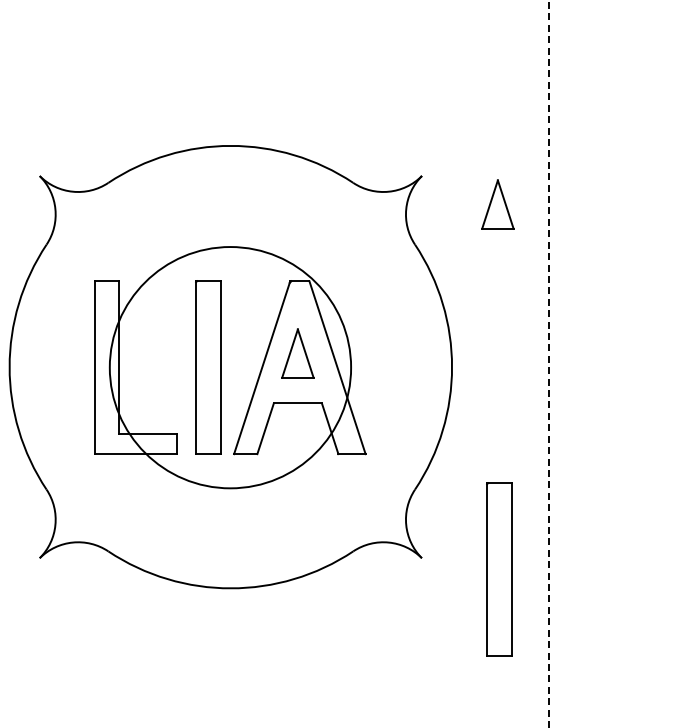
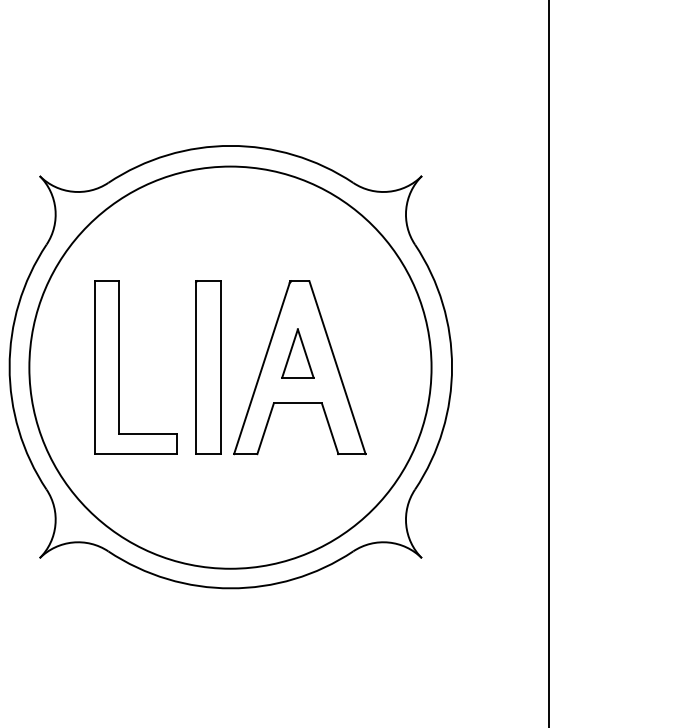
part: present -> none (497, 204)
line: dashed -> solid (548, 363)
circle diameter: 241 px -> 402 px (230, 367)
part: present -> none (499, 569)
